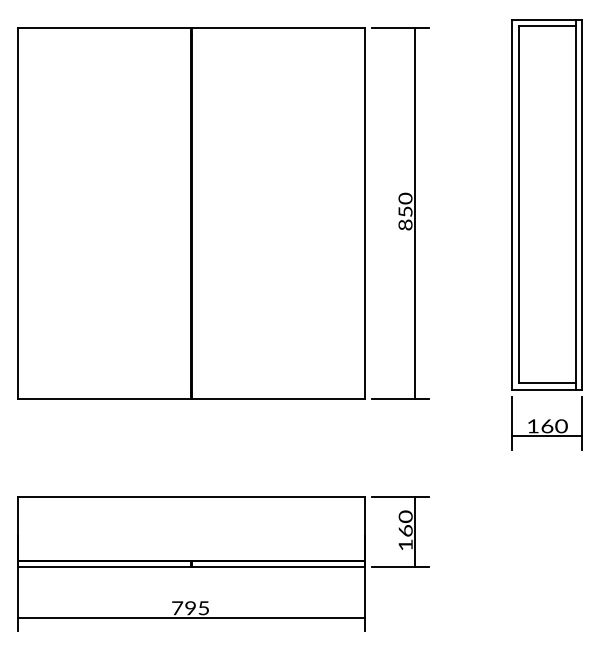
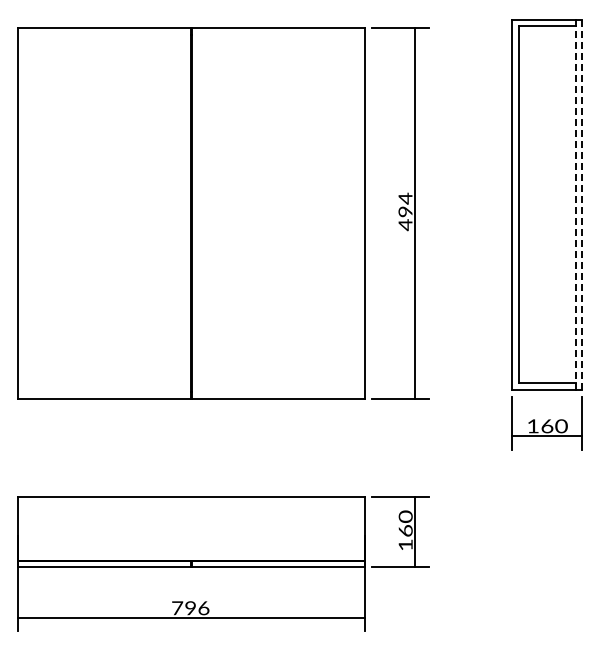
line: solid -> dashed (575, 204)
line: solid -> dashed (581, 205)
text: 850 -> 494 (405, 211)
text: 795 -> 796 (203, 608)
